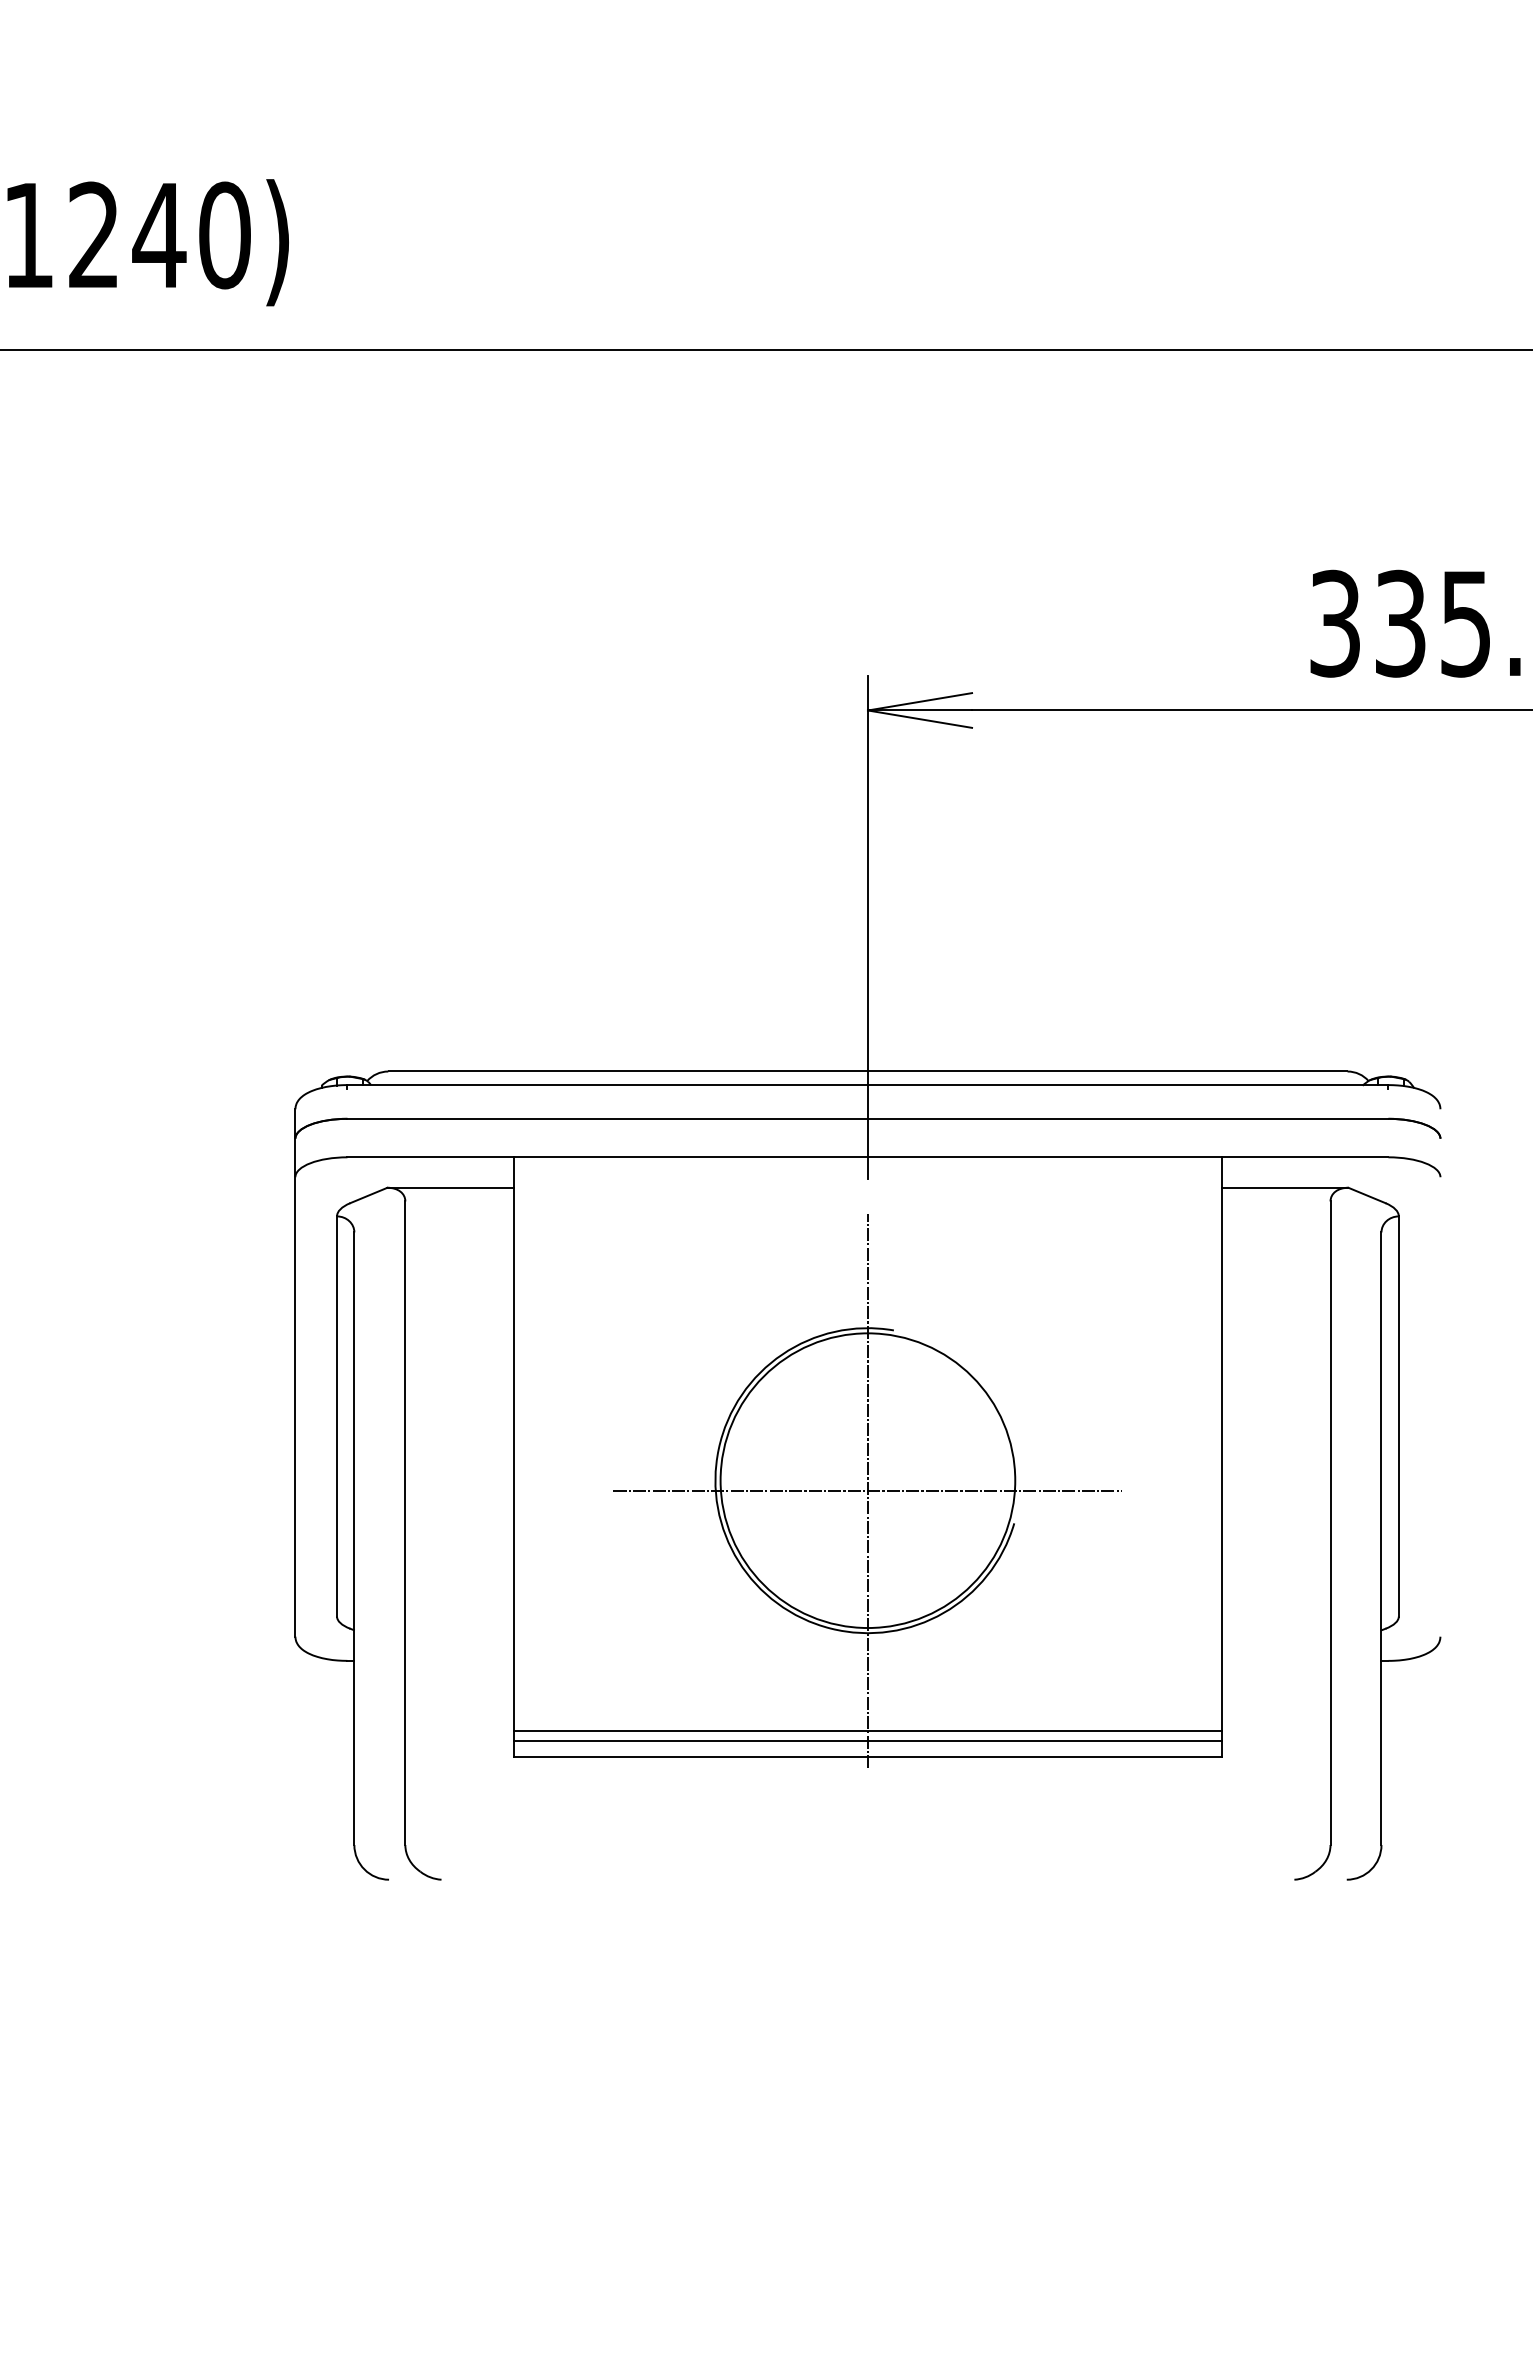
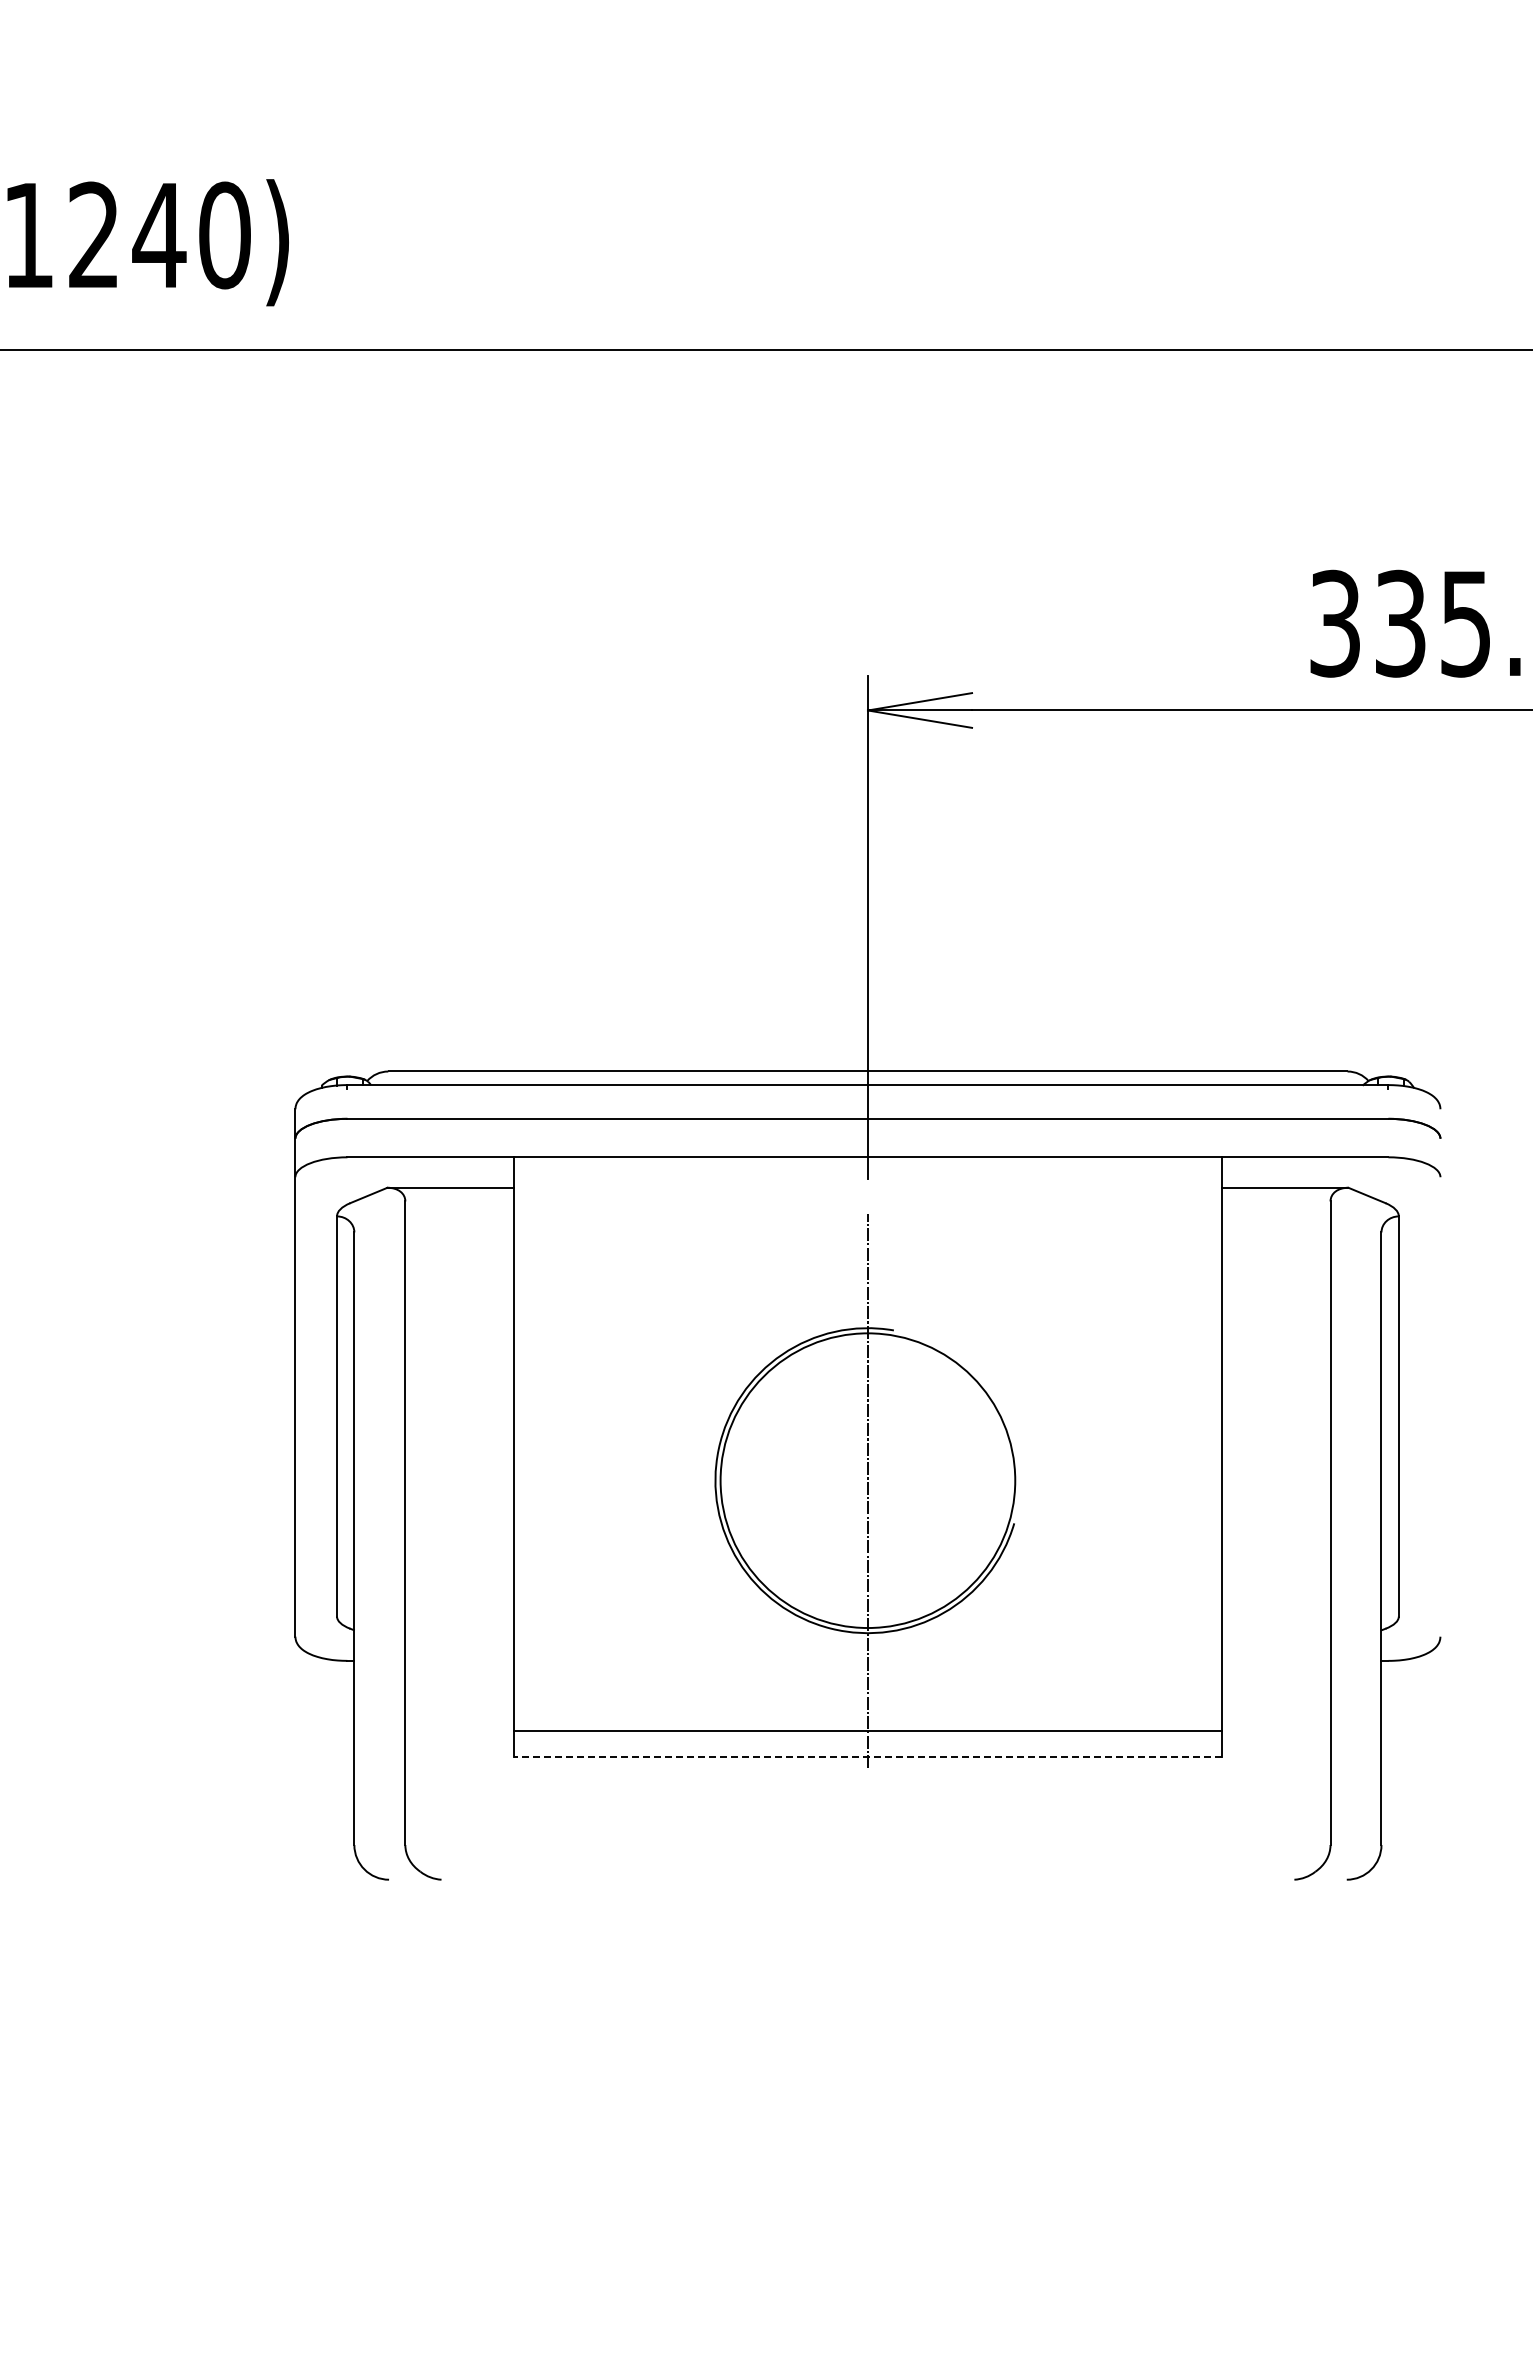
line: present -> none (867, 1491)
line: present -> none (867, 1740)
line: solid -> dashed (867, 1756)
